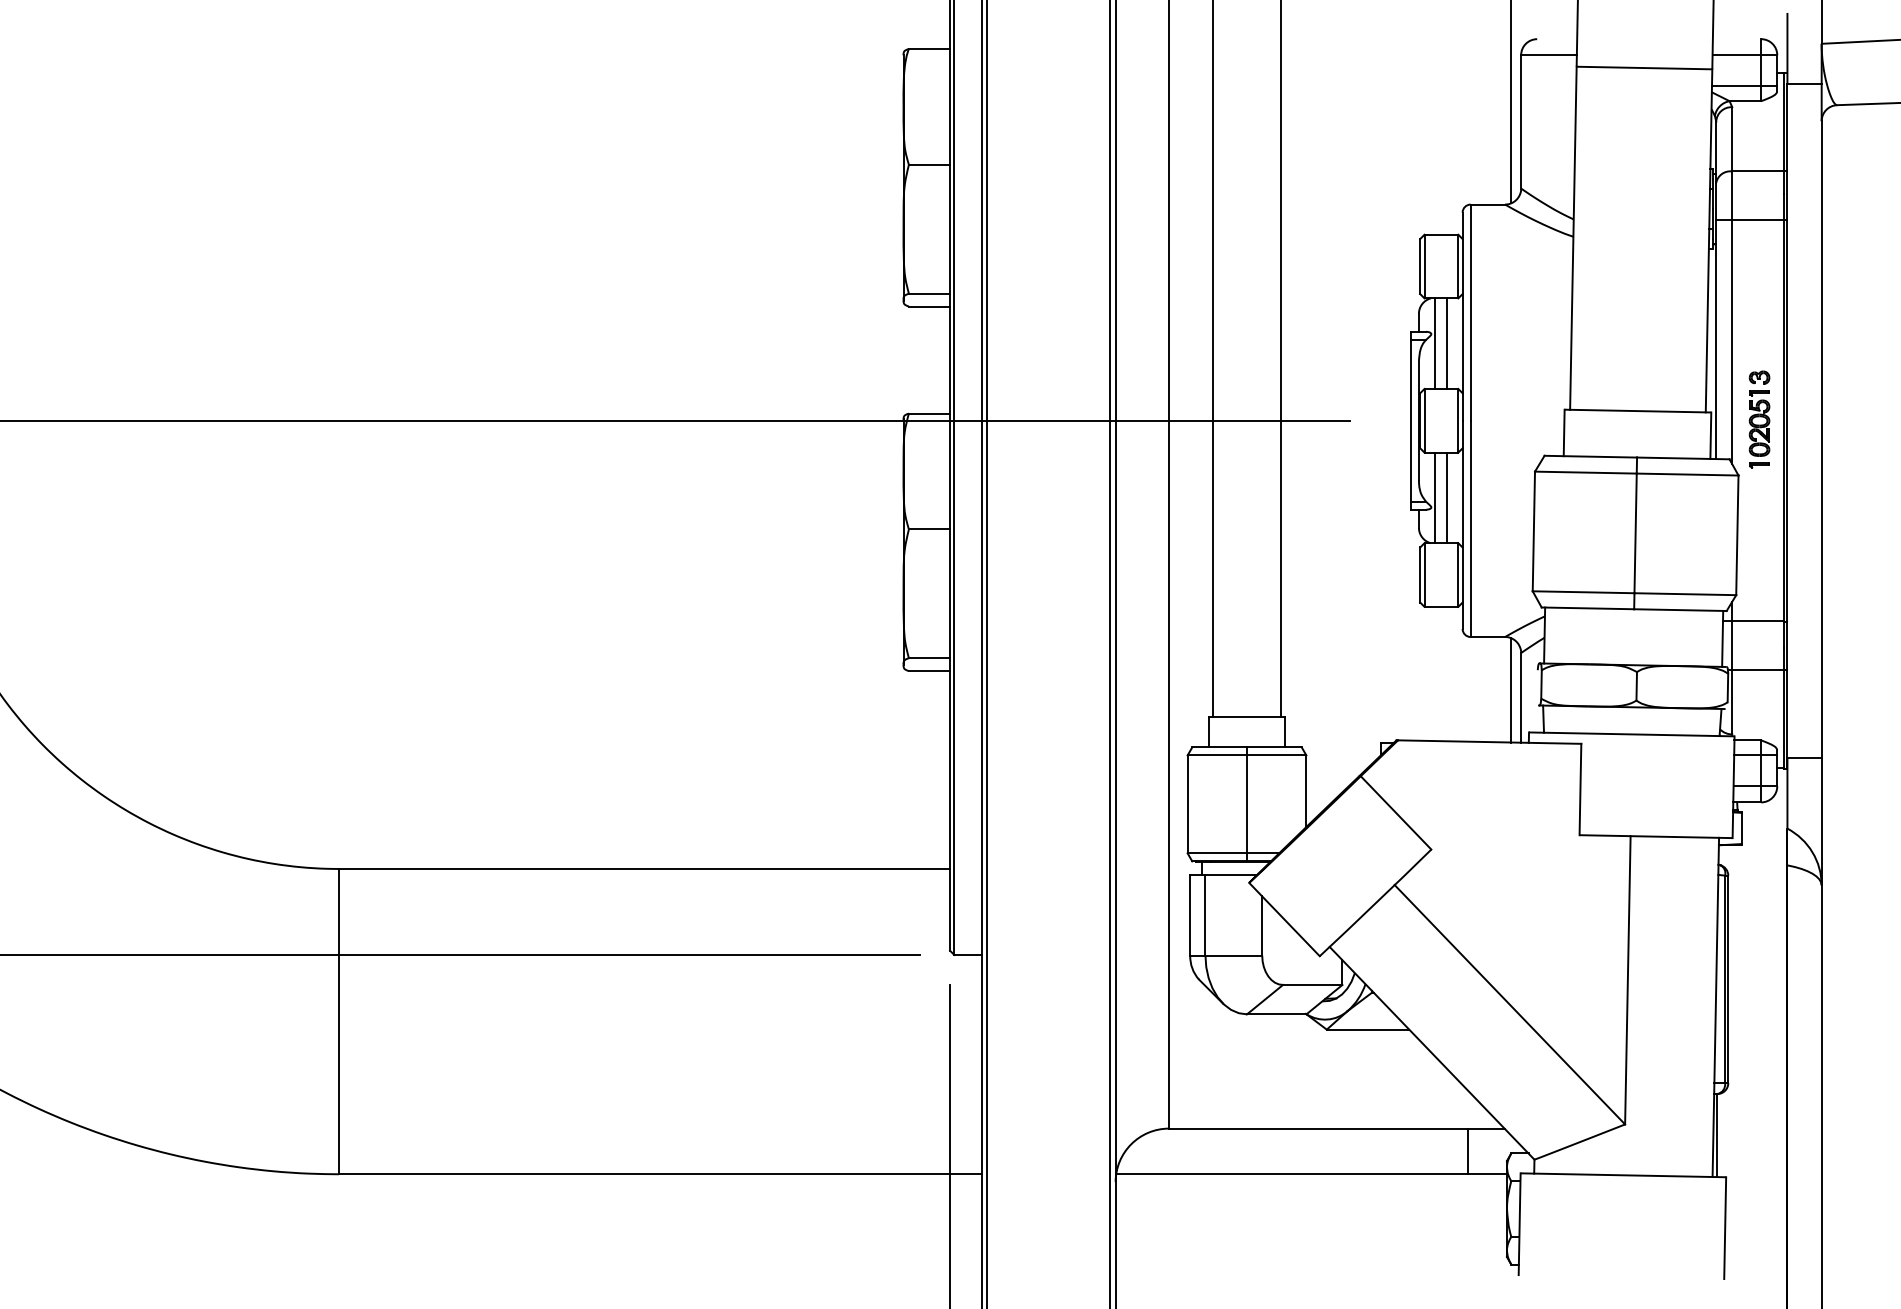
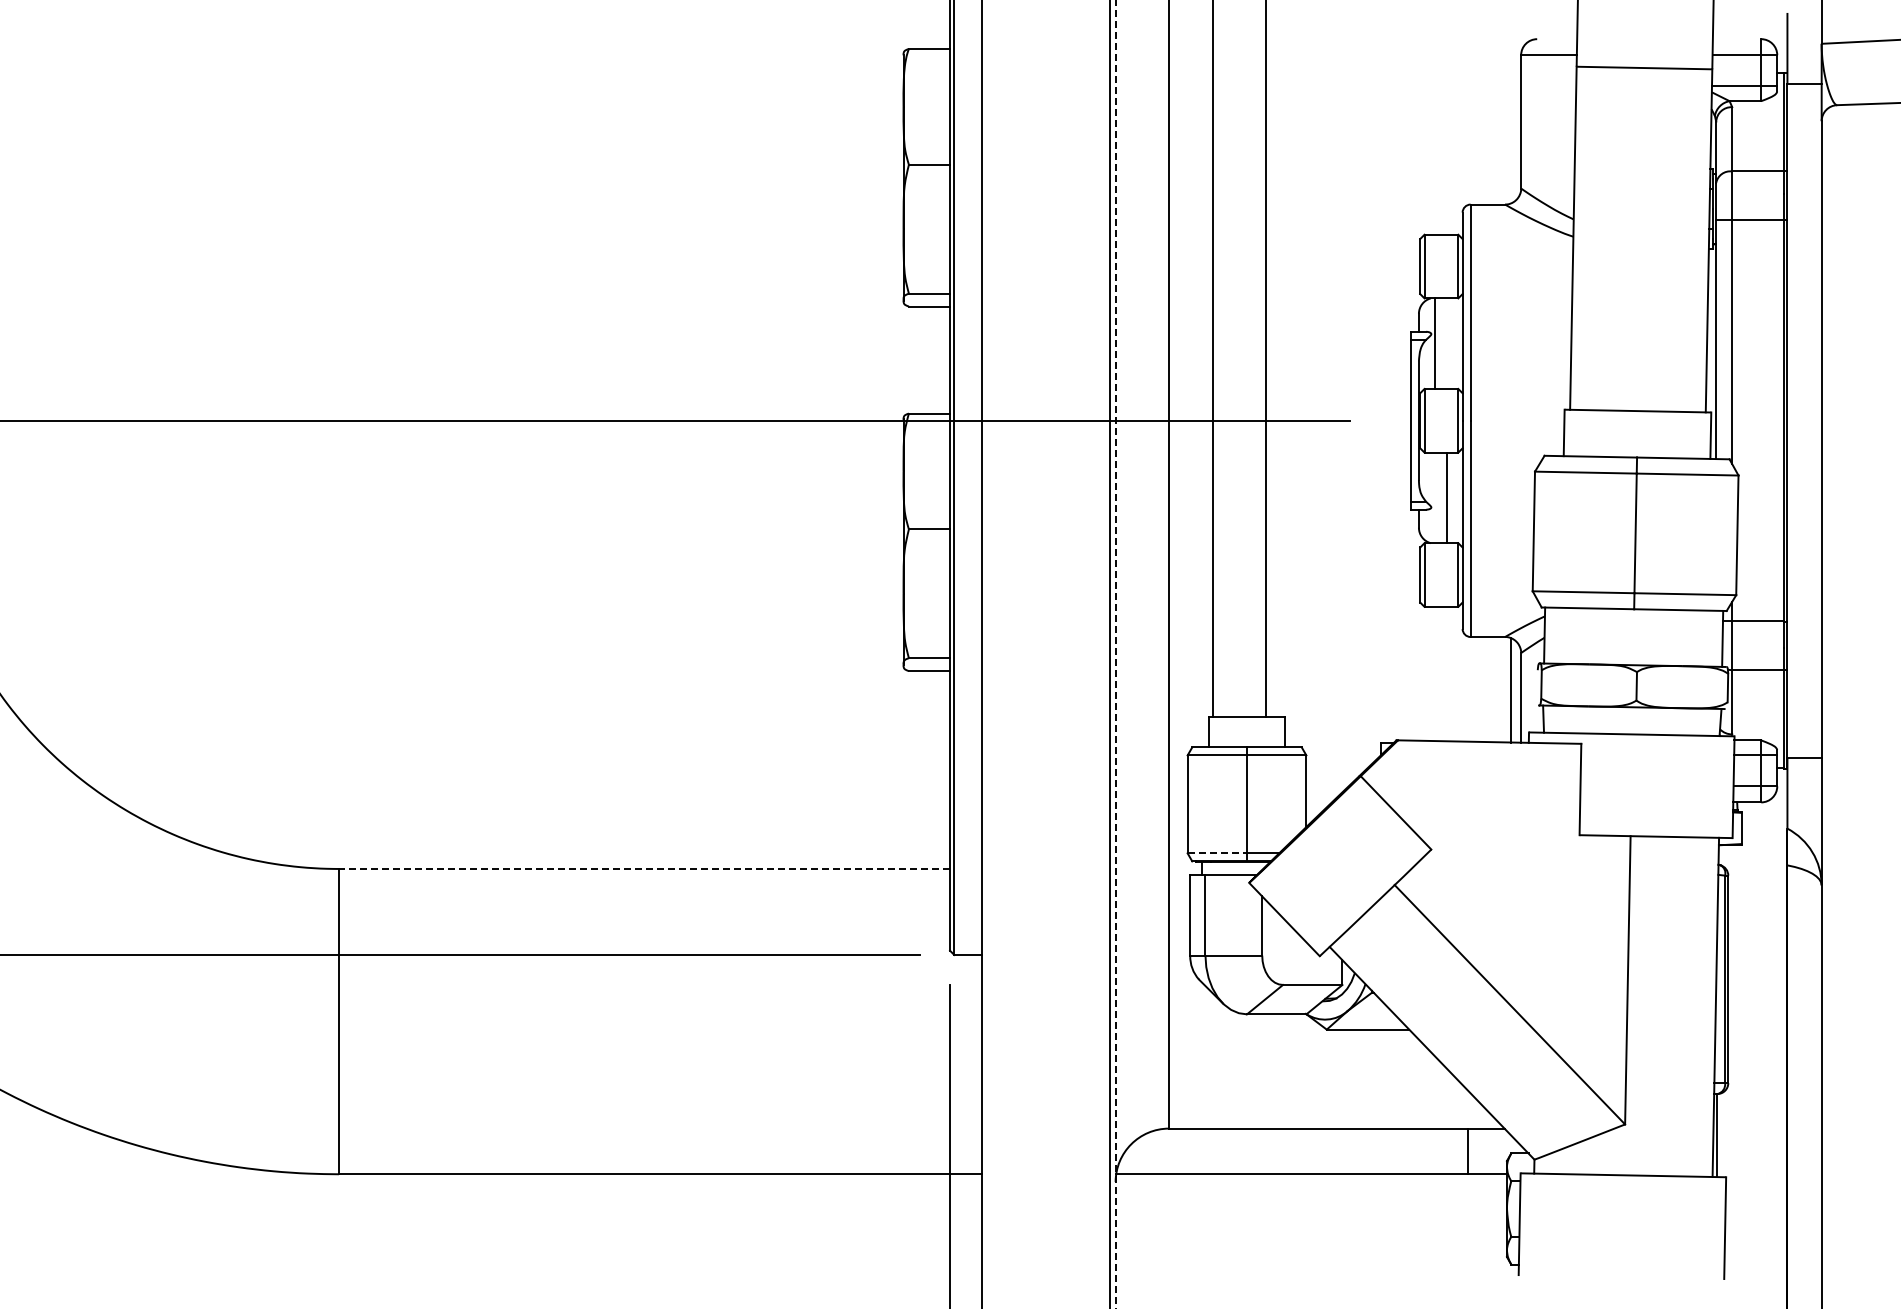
line: present -> none (1510, 102)
line: present -> none (1446, 343)
line position: (1280, 359) -> (1265, 359) (1265, 359)
part: present -> none (1759, 419)
line: present -> none (1434, 497)
line: present -> none (987, 653)
line: solid -> dashed (1115, 654)
line: solid -> dashed (1217, 853)
line: solid -> dashed (644, 868)
